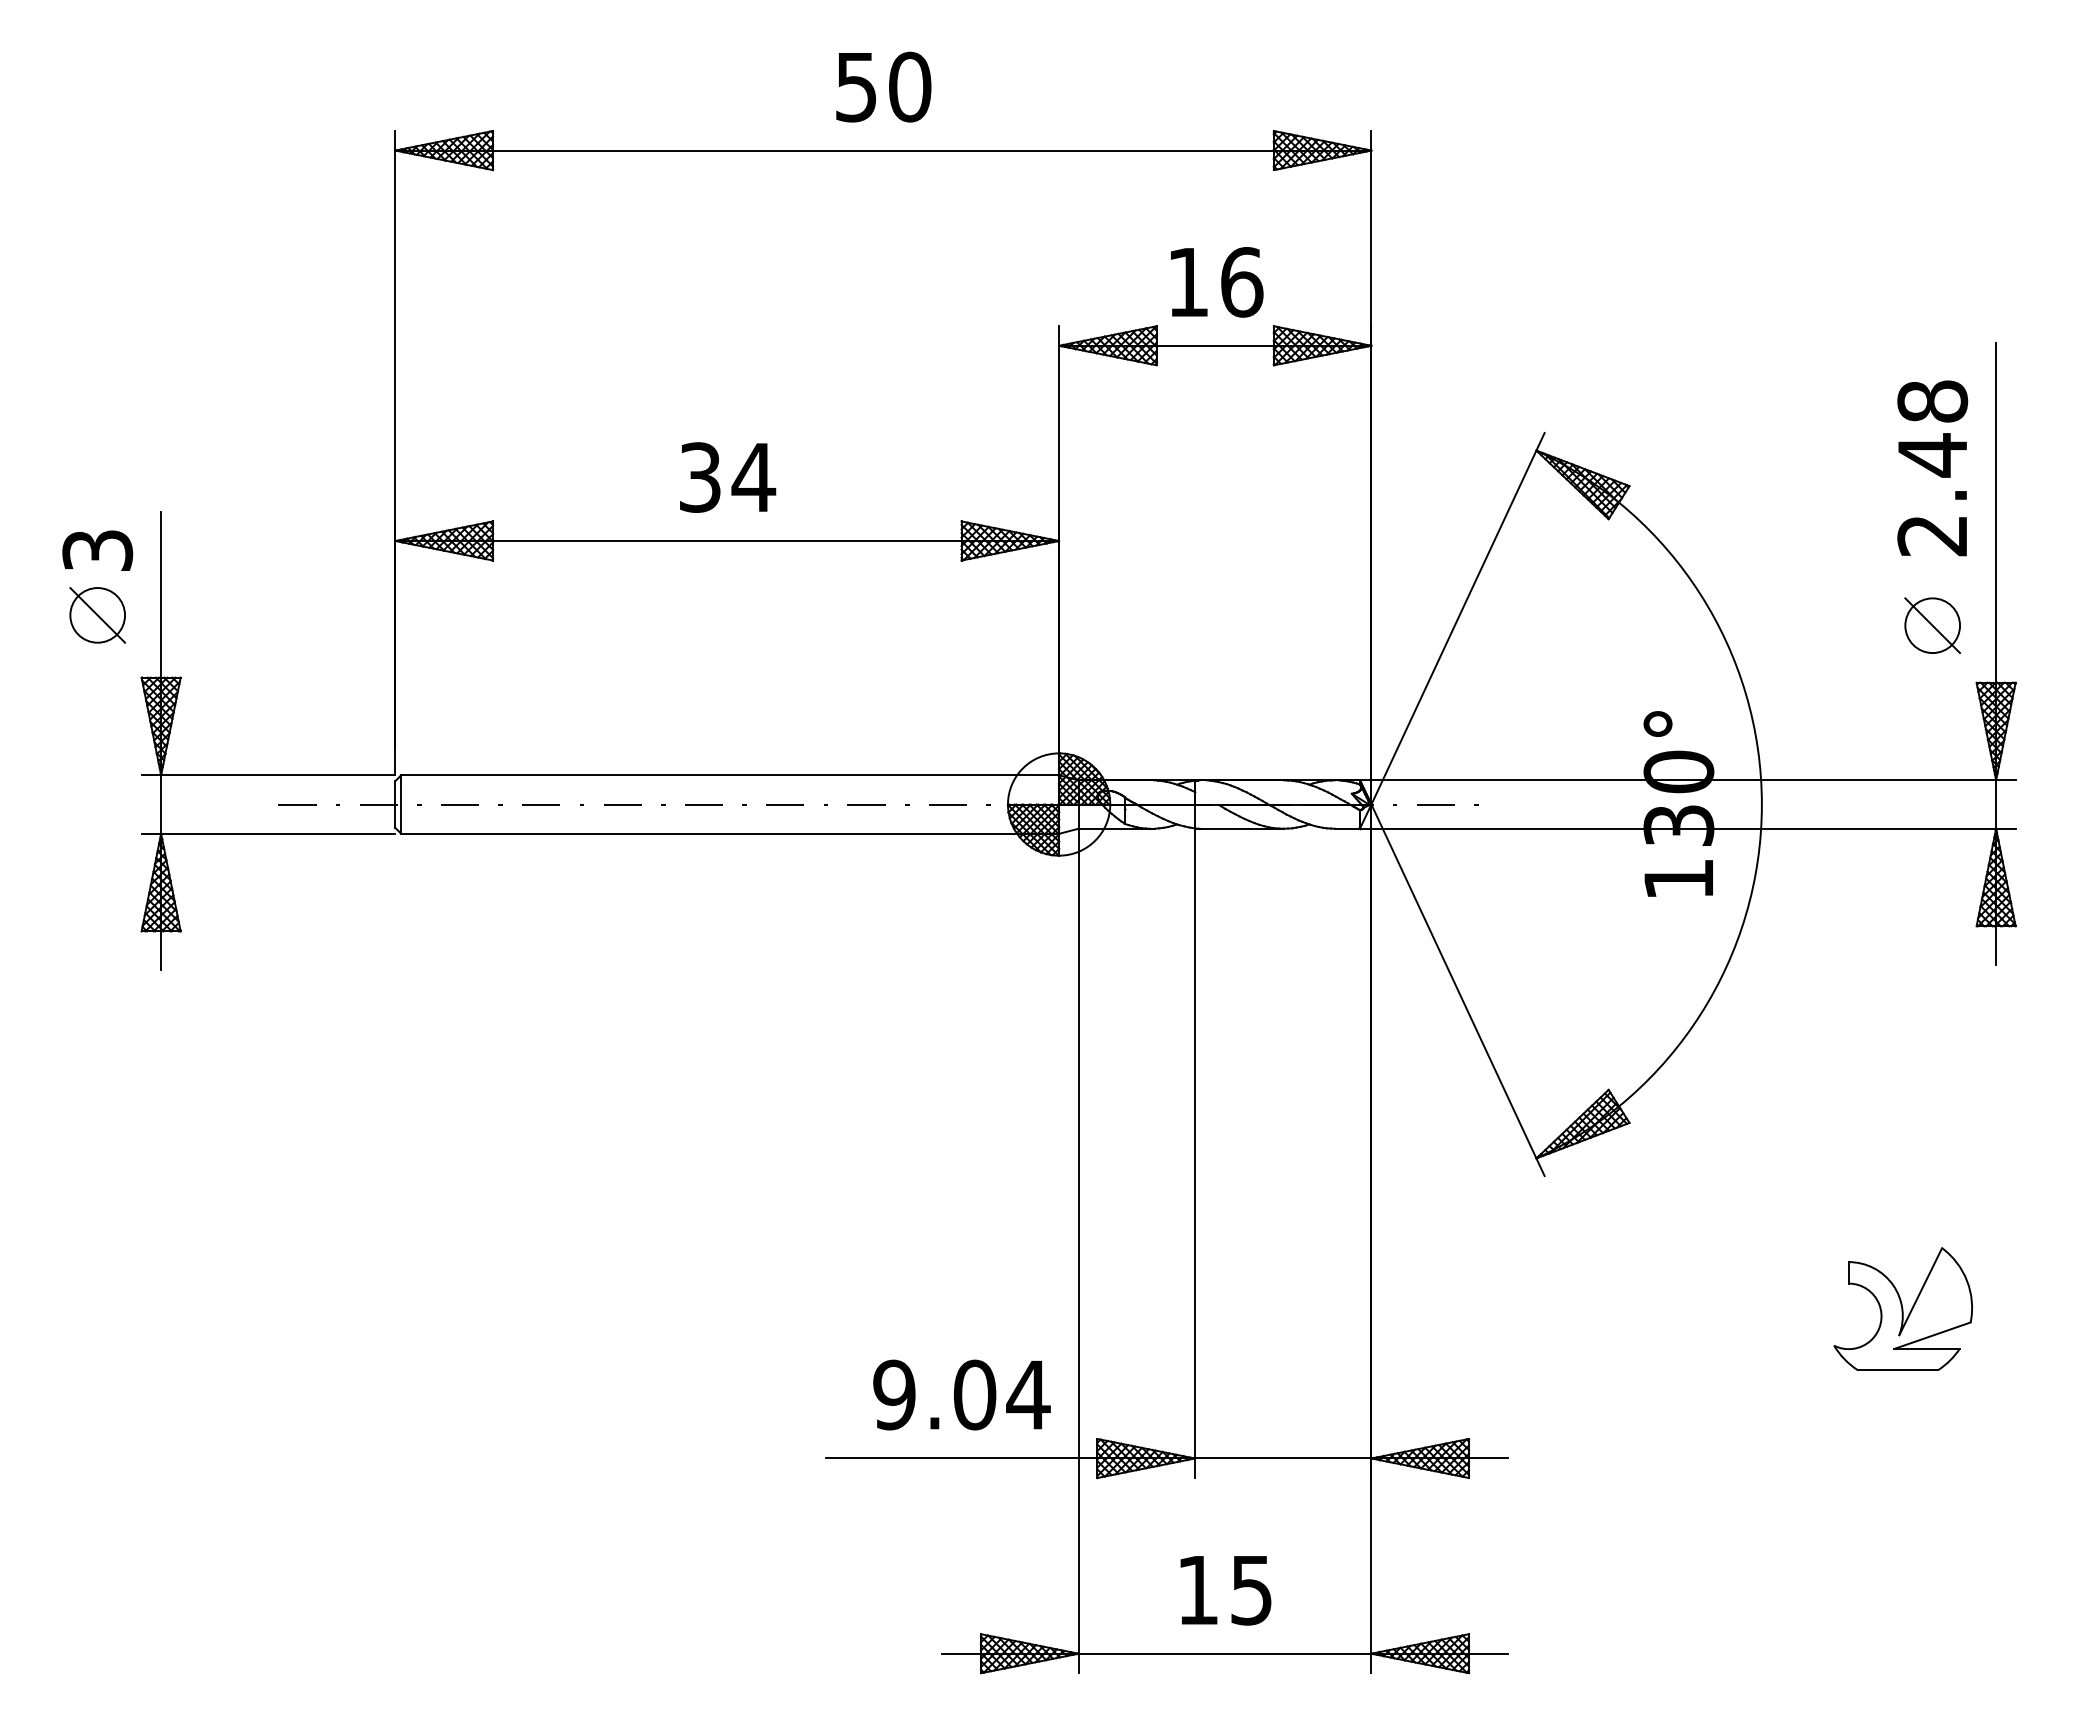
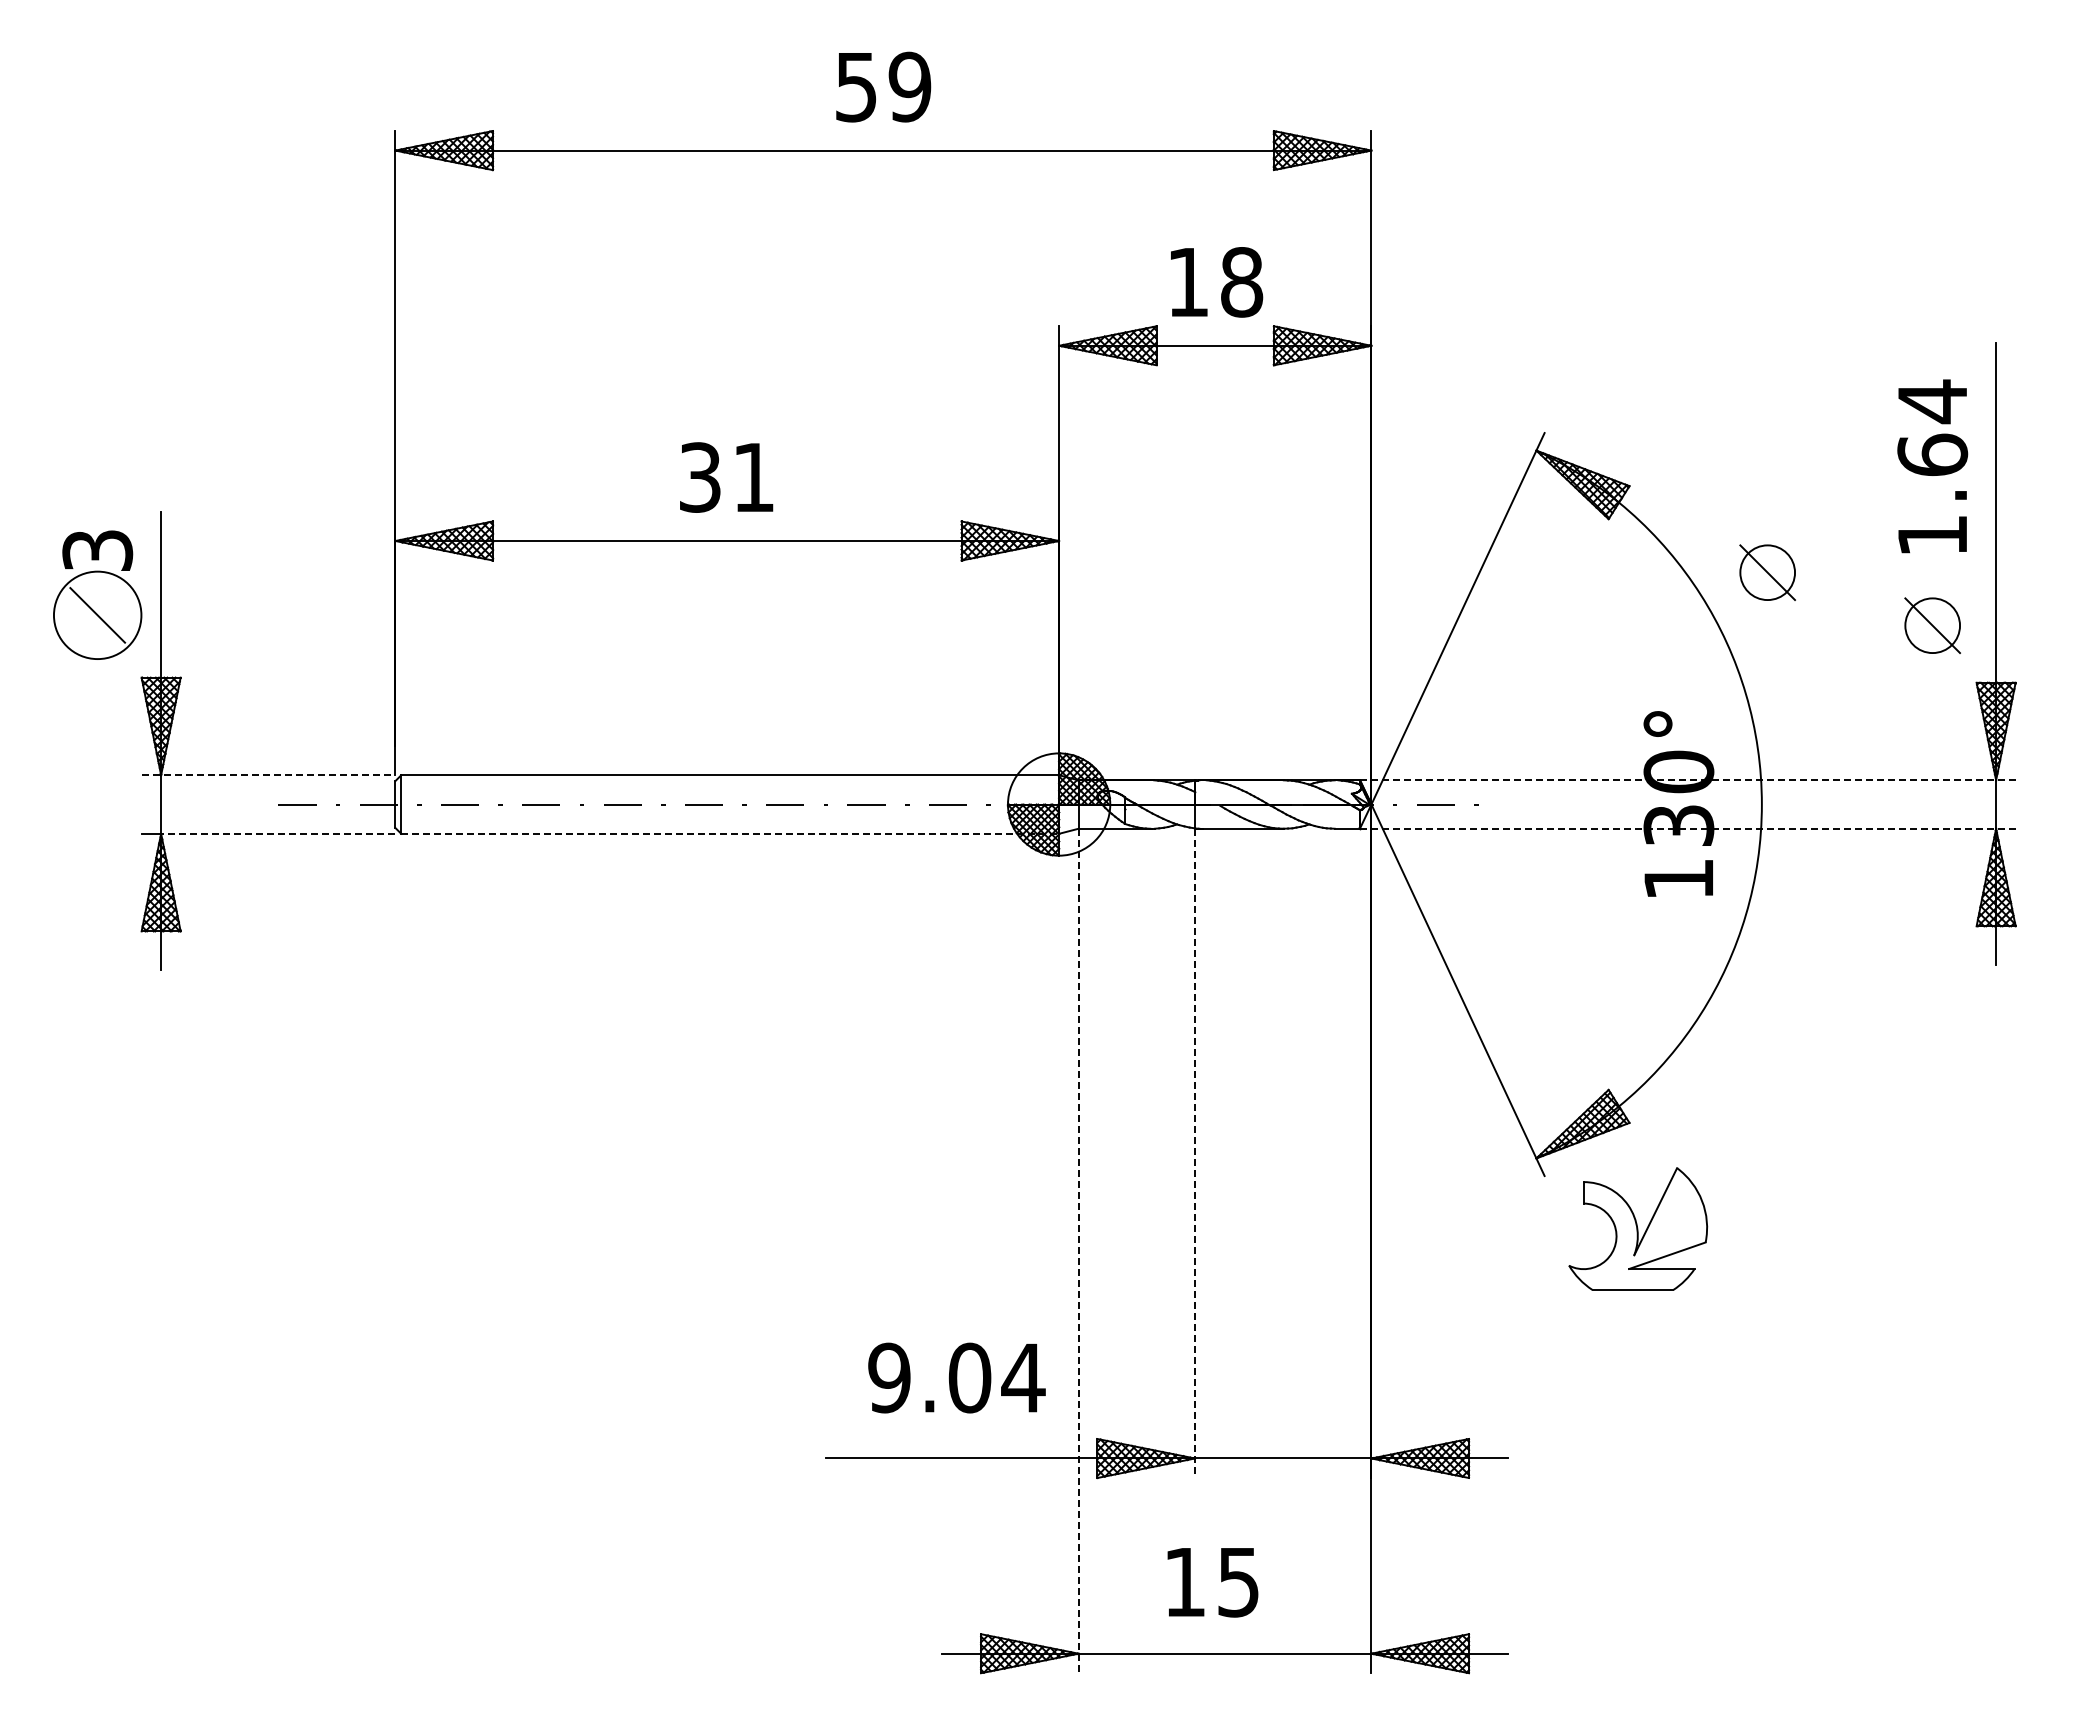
text: 50 -> 59 (909, 86)
text: 16 -> 18 (1242, 282)
text: 2.48 -> 1.64 (1932, 467)
text: 34 -> 31 (753, 477)
part: none -> present (1767, 572)
circle diameter: 55 px -> 87 px (97, 615)
line: solid -> dashed (268, 775)
line: solid -> dashed (1687, 780)
line: solid -> dashed (1687, 828)
line: solid -> dashed (277, 833)
line: solid -> dashed (730, 833)
line: solid -> dashed (1194, 1153)
line: solid -> dashed (1078, 1251)
part position: (1903, 1308) -> (1638, 1228) (1638, 1228)
text position: (961, 1394) -> (956, 1377) (956, 1377)
text position: (1225, 1590) -> (1212, 1582) (1212, 1582)
